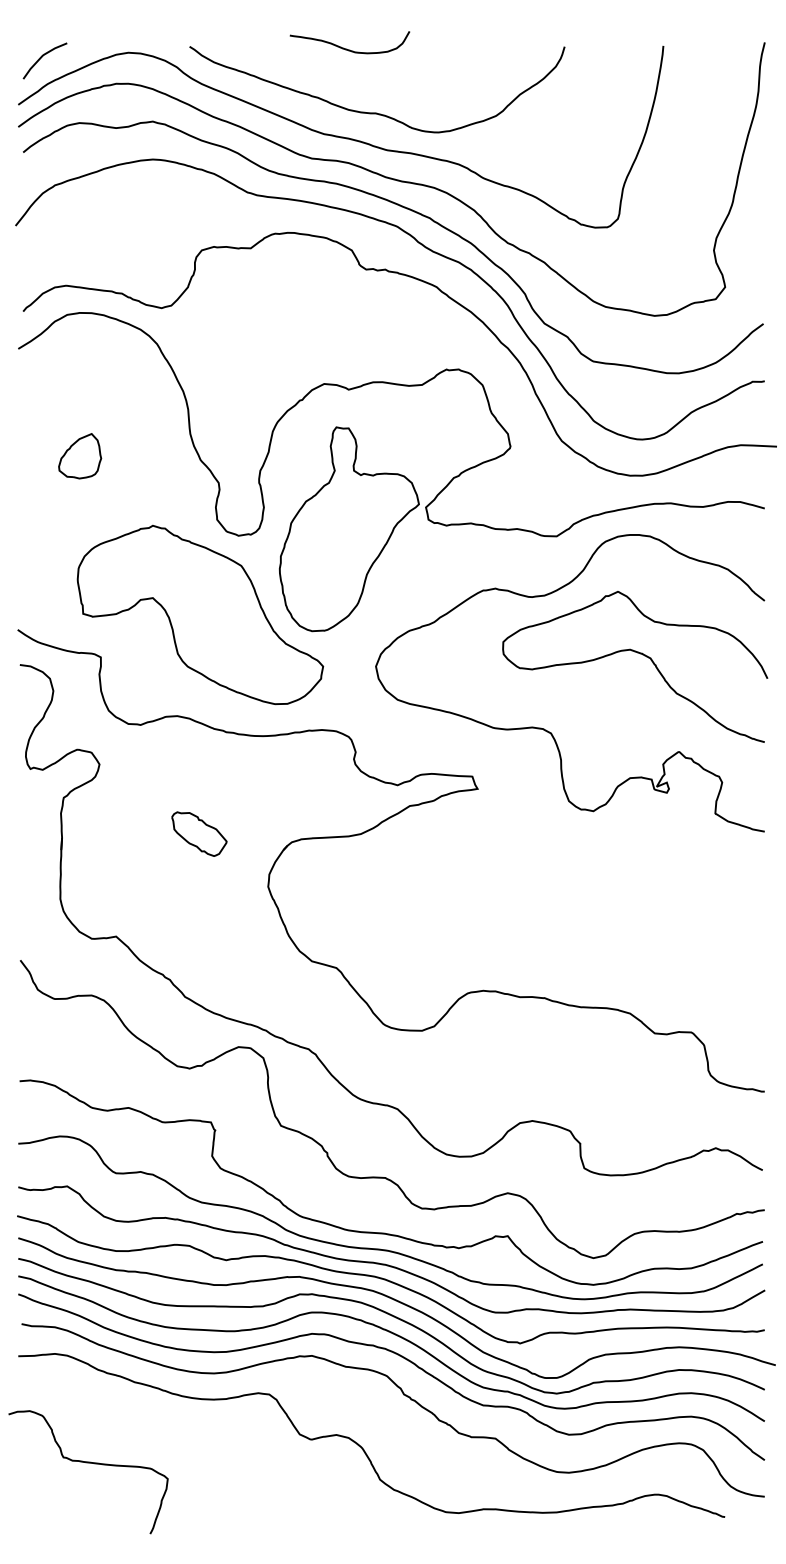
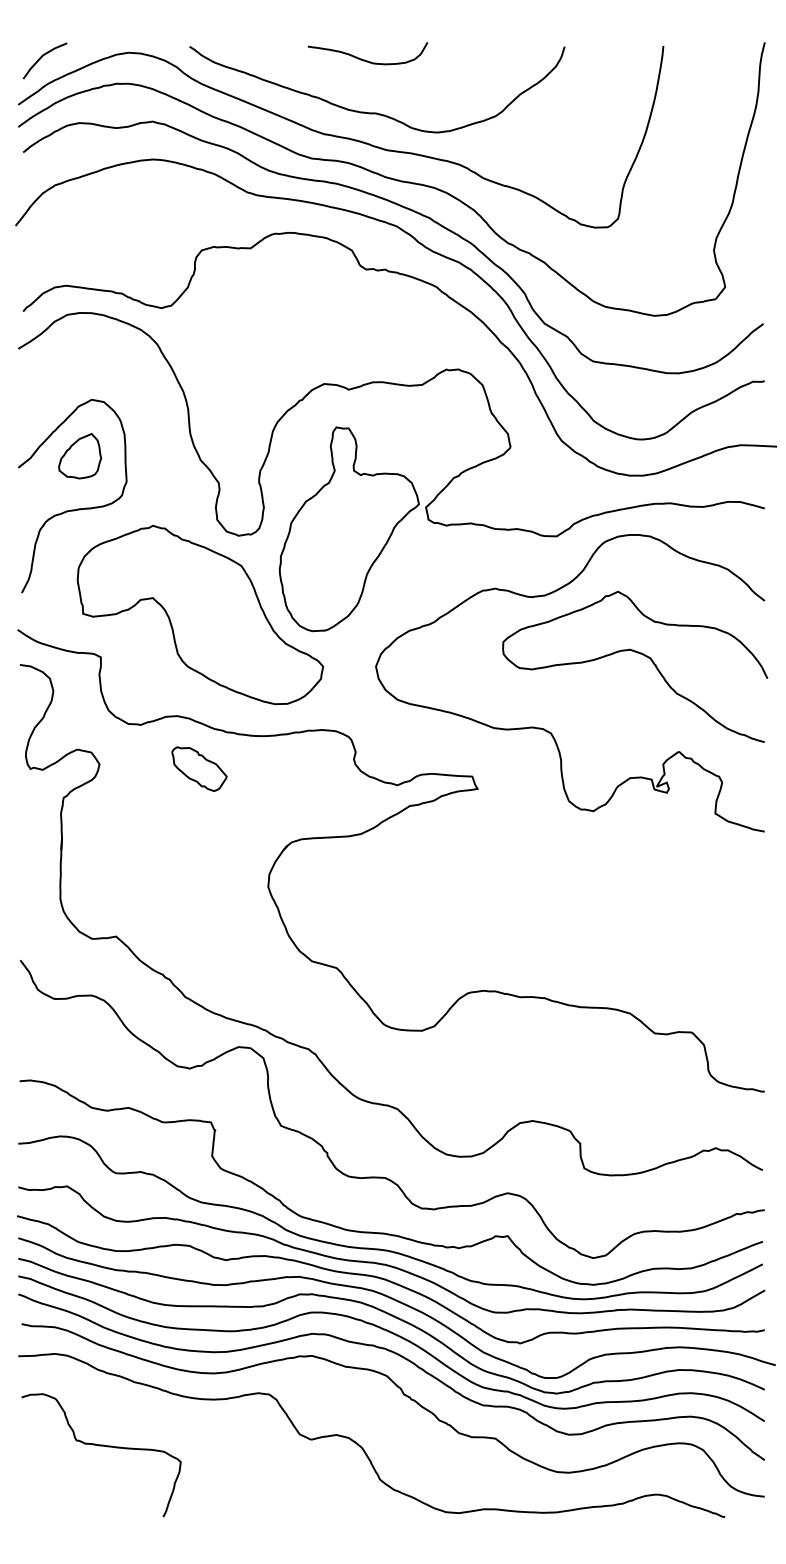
curve position: (346, 48) -> (364, 59) (364, 59)
curve: none -> present (77, 508)
part position: (199, 833) -> (199, 768) (199, 768)
curve position: (88, 1463) -> (101, 1446) (101, 1446)
